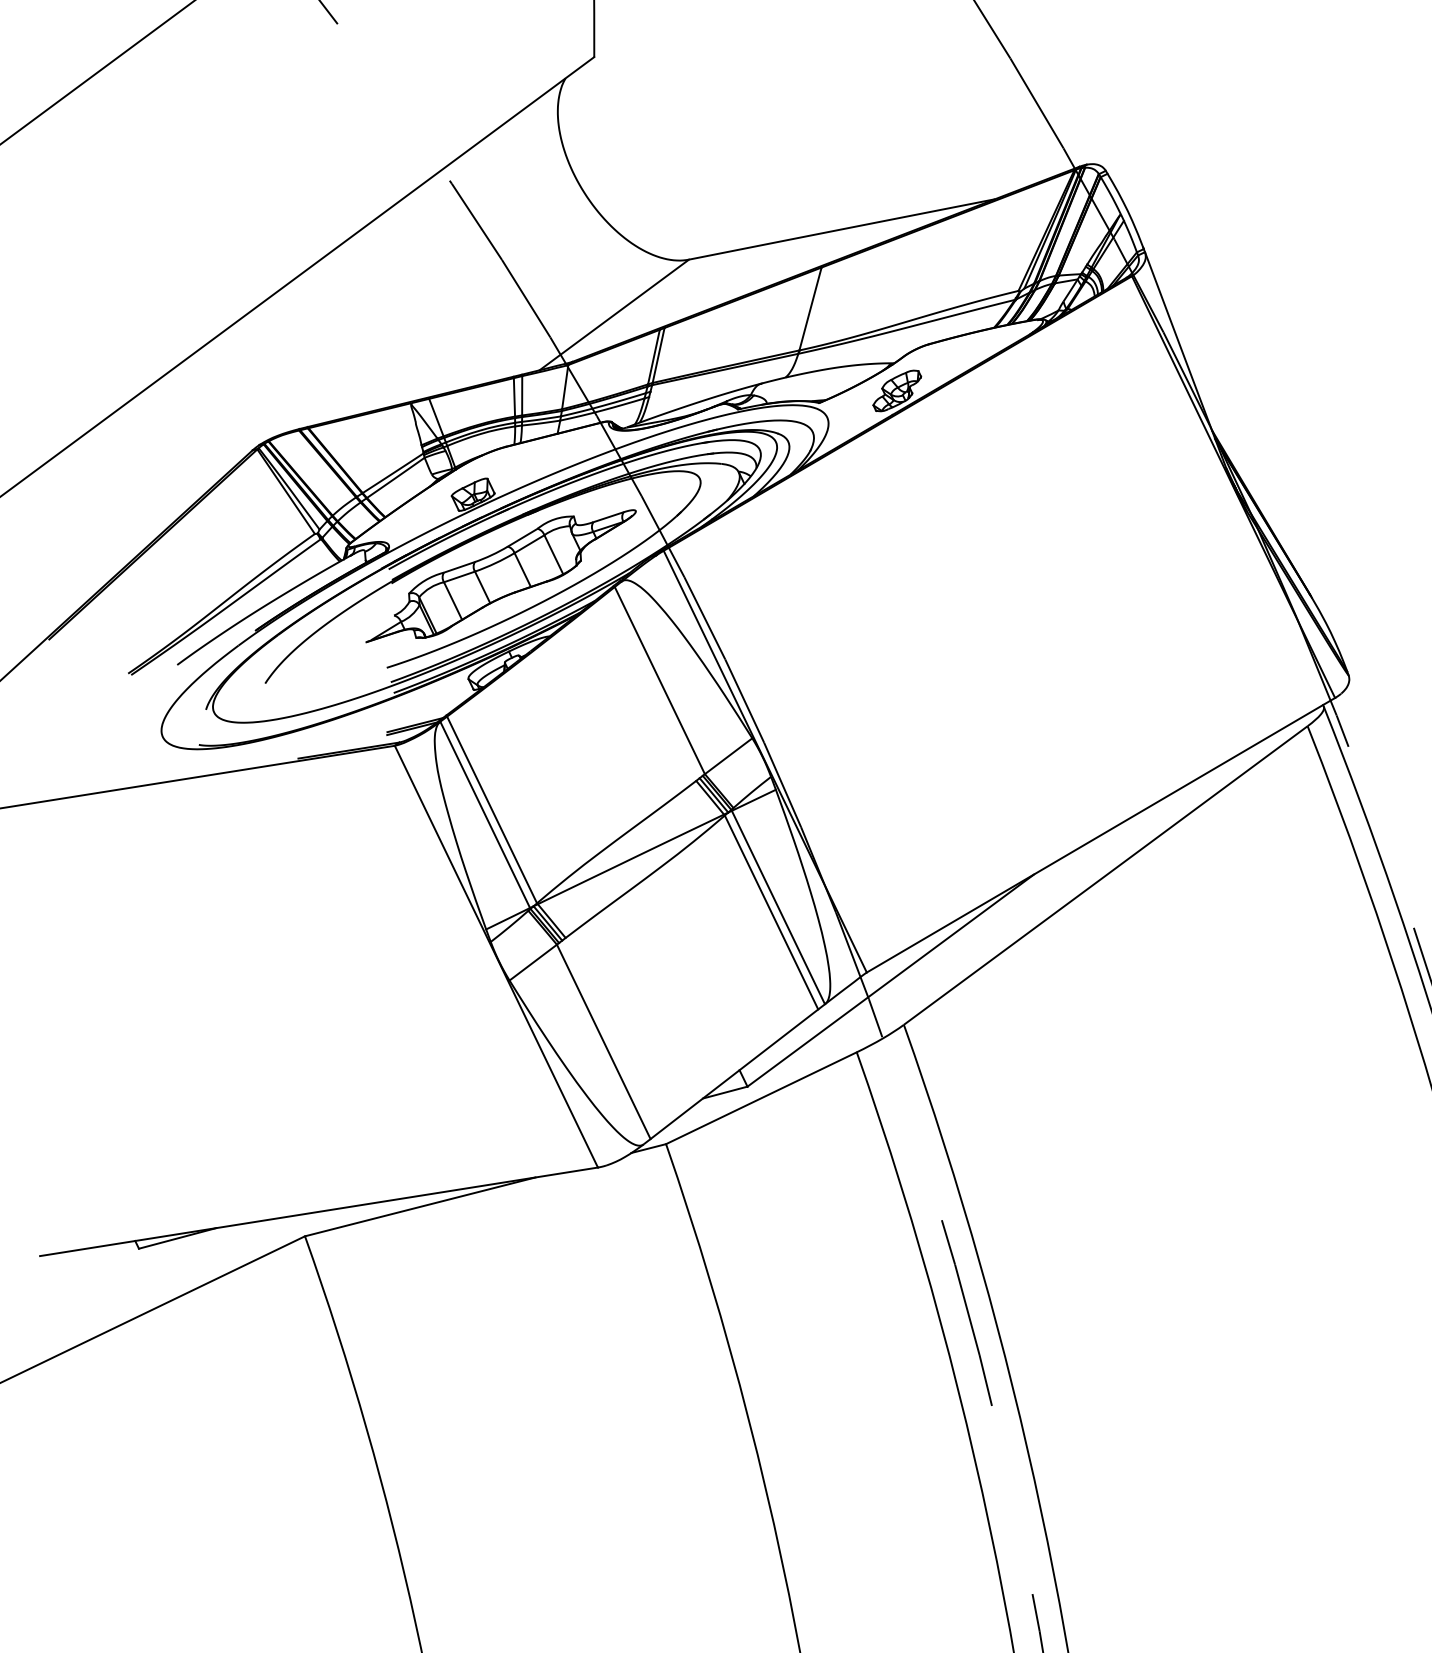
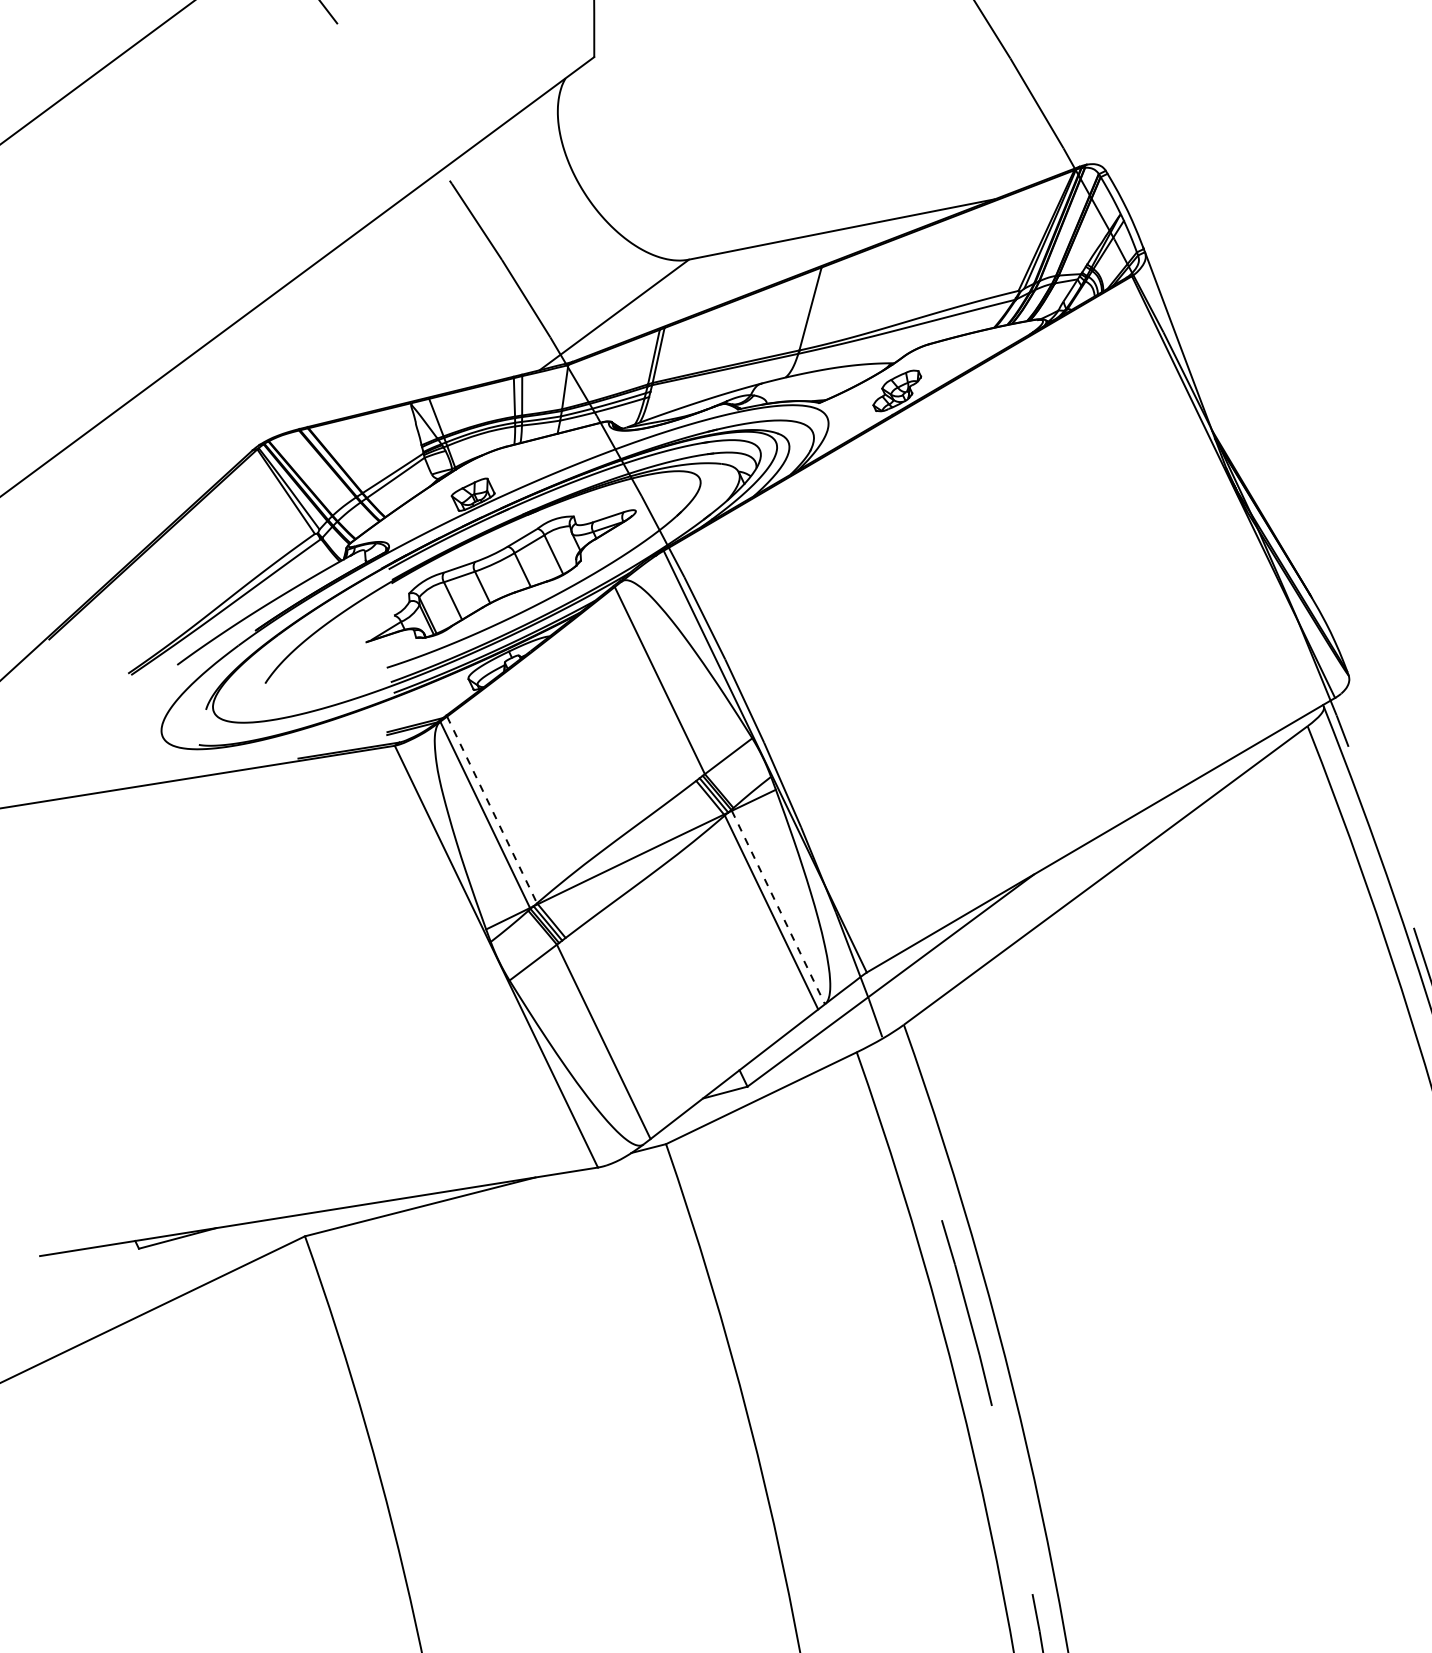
line: solid -> dashed (492, 809)
line: solid -> dashed (778, 908)
